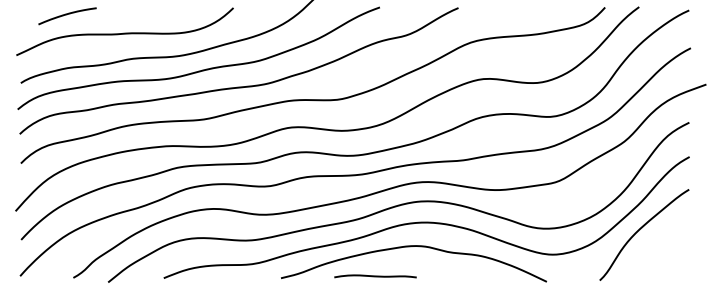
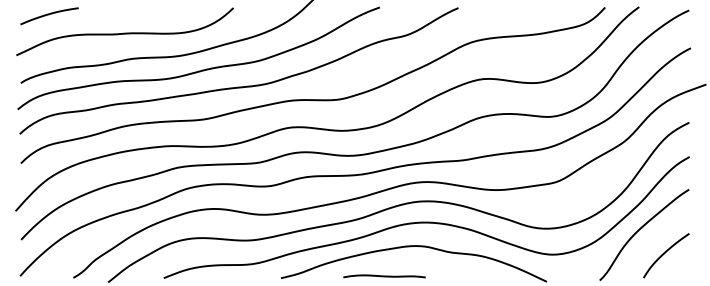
curve position: (66, 15) -> (48, 15) (48, 15)
curve: none -> present (665, 253)
curve position: (375, 276) -> (384, 276) (384, 276)
